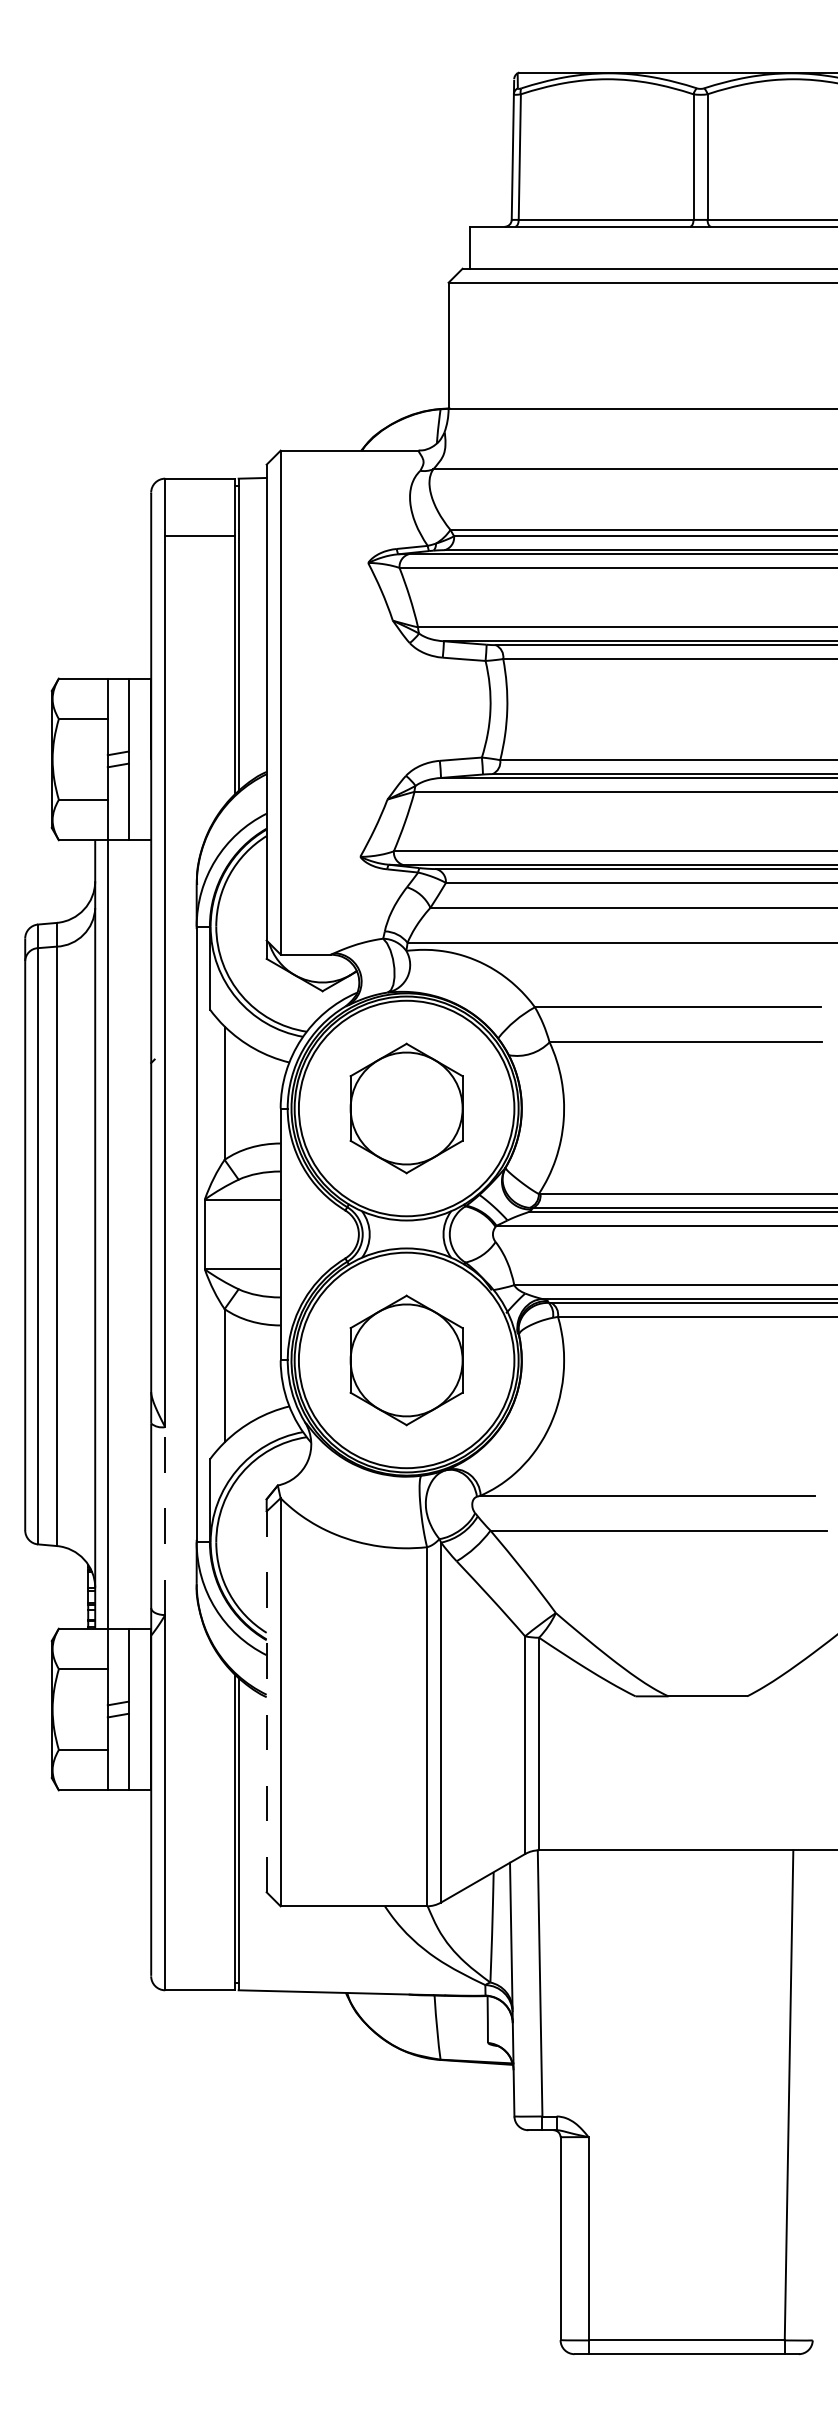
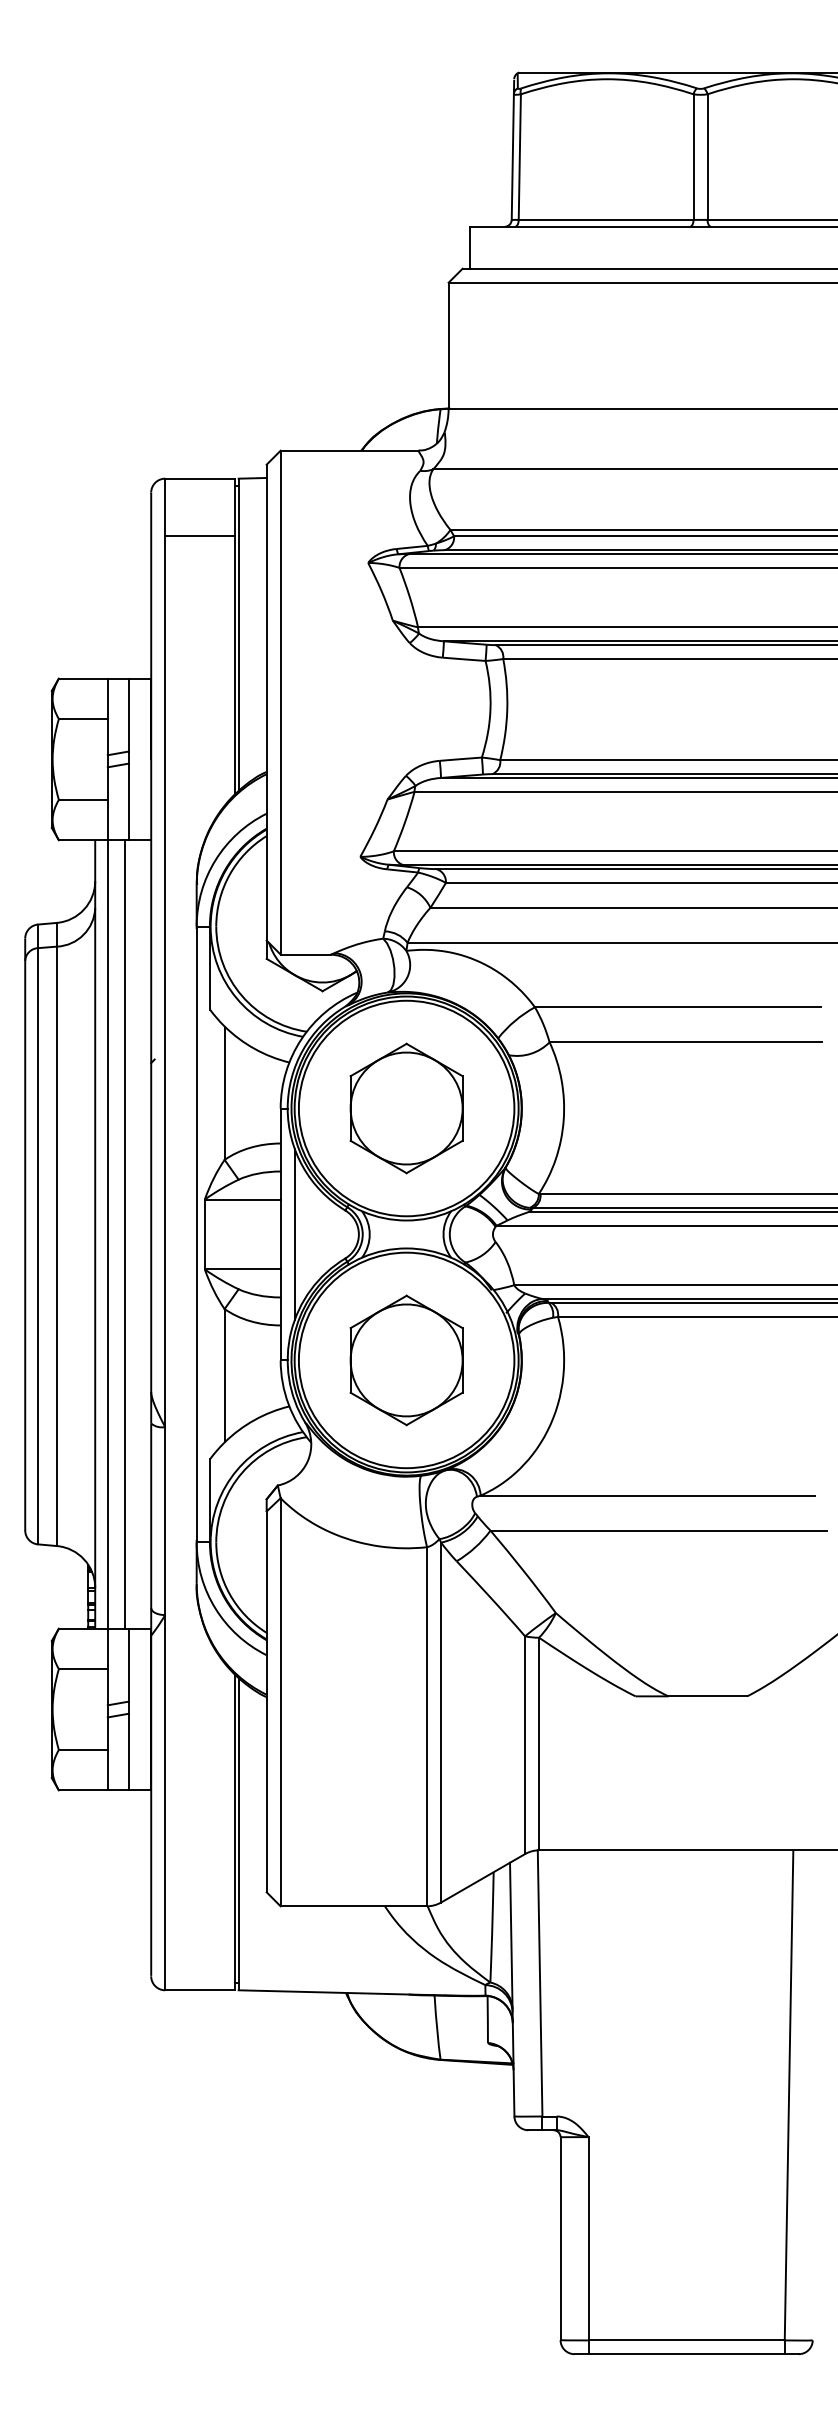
line: none -> present (124, 1234)
line: none -> present (294, 1234)
line: dashed -> solid (165, 1521)
line: dashed -> solid (266, 1701)
